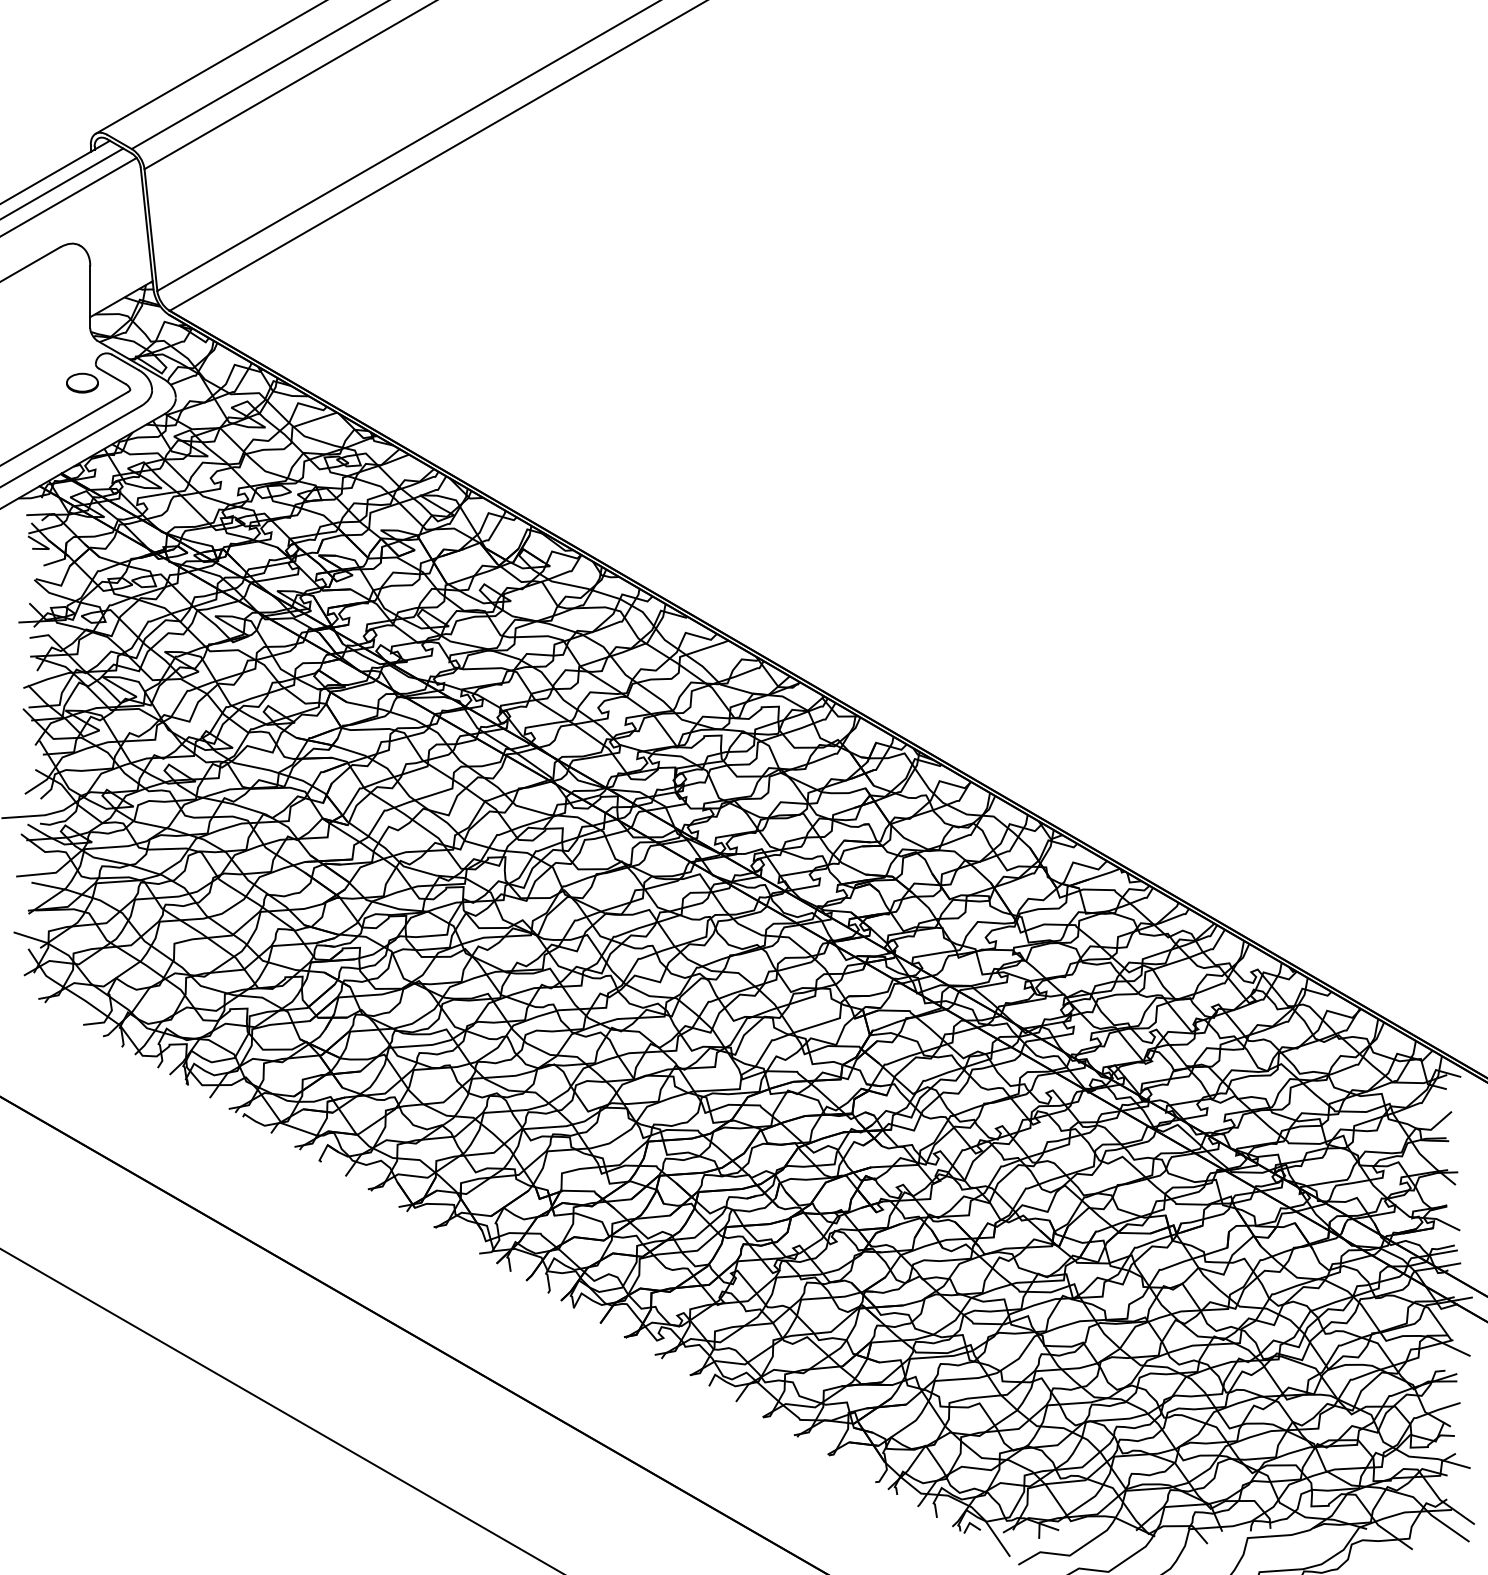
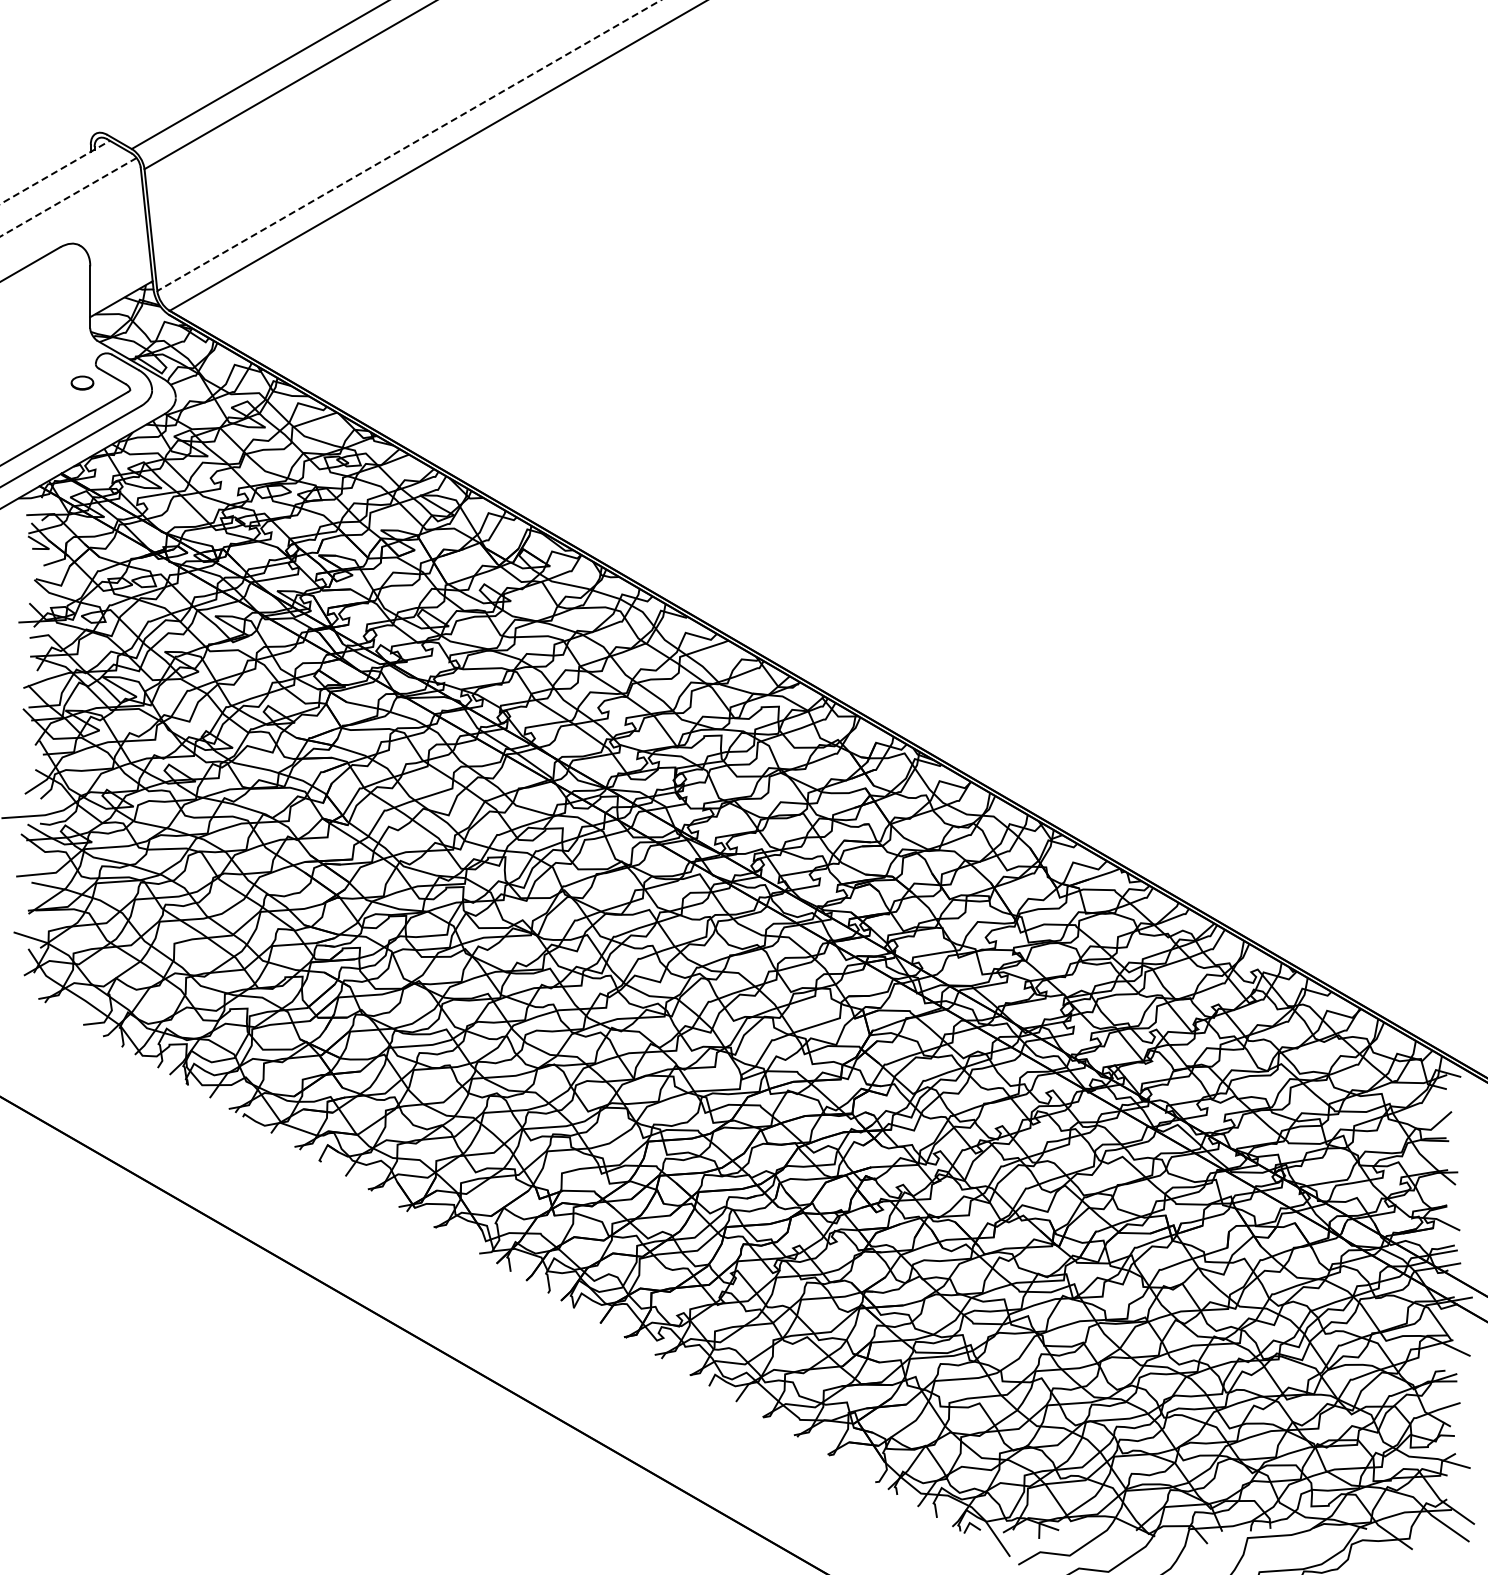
line: present -> none (209, 67)
line: solid -> dashed (409, 145)
line: solid -> dashed (55, 172)
line: present -> none (62, 183)
line: solid -> dashed (68, 197)
part size: 33x22 px -> 25x16 px (82, 382)
line: present -> none (280, 1410)
